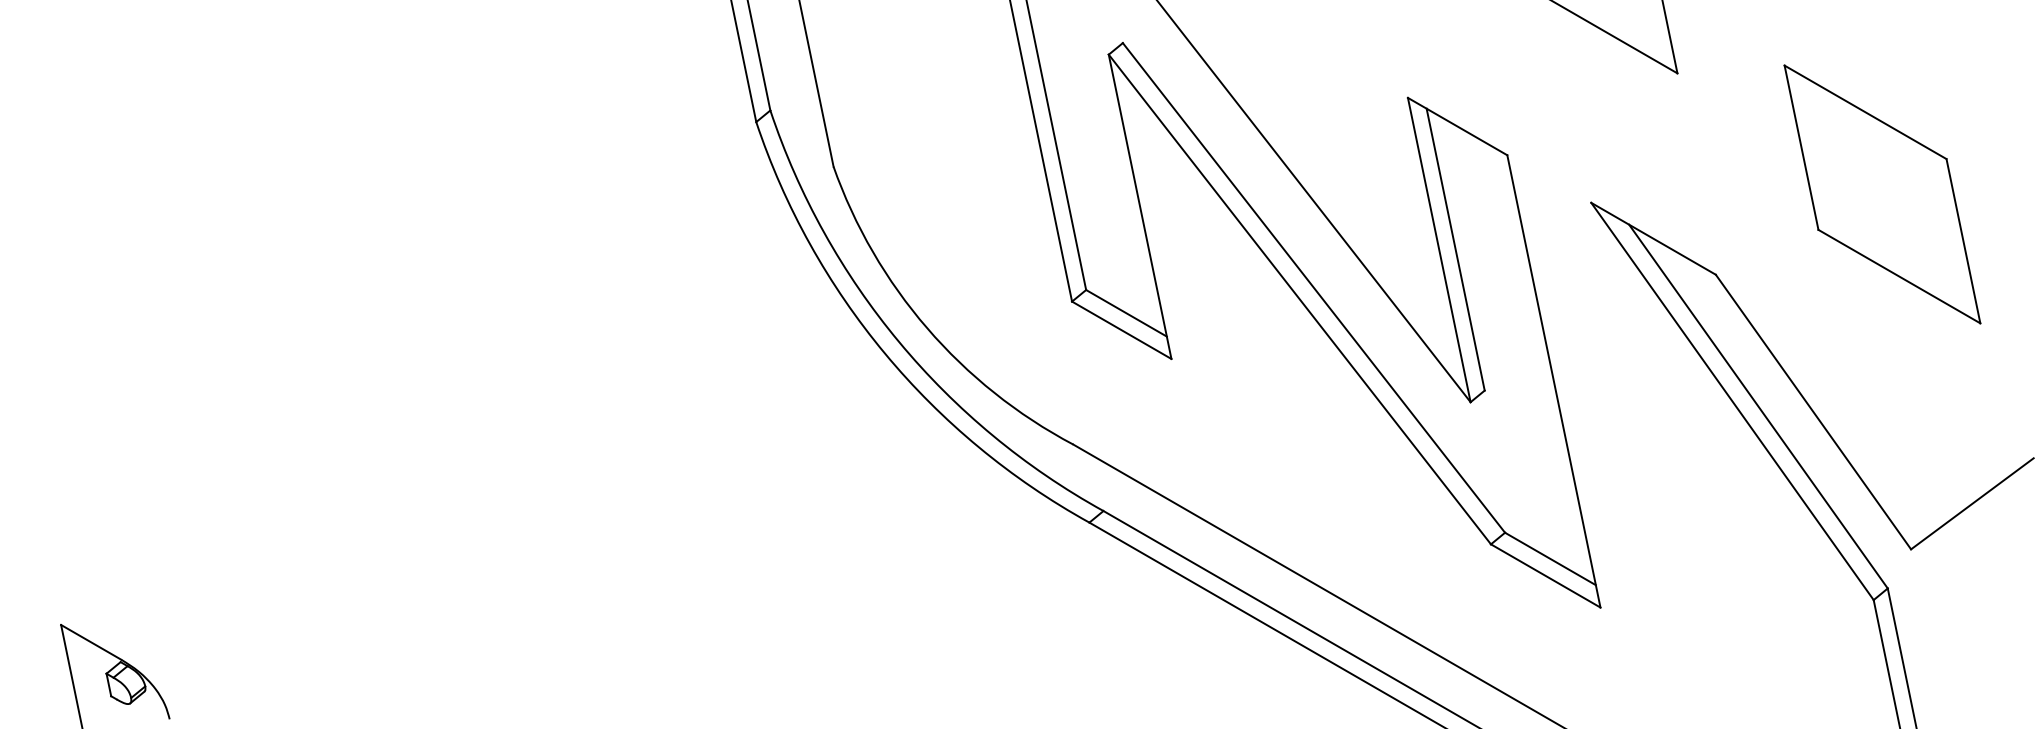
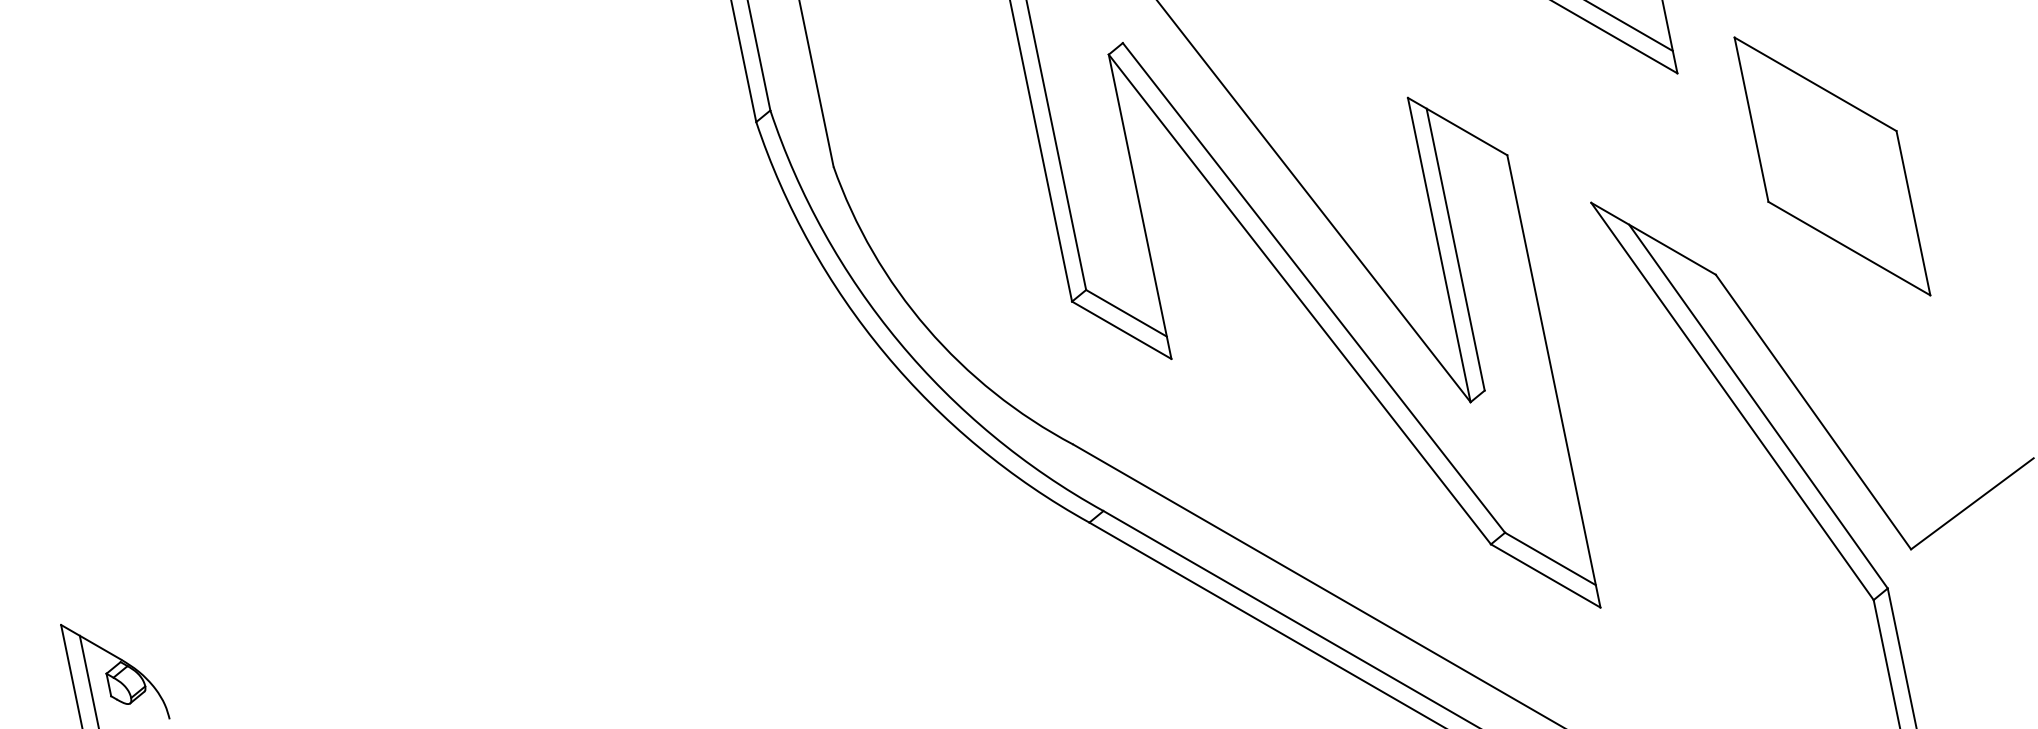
line: none -> present (1630, 26)
part position: (1882, 194) -> (1832, 166) (1832, 166)
line: none -> present (88, 680)
